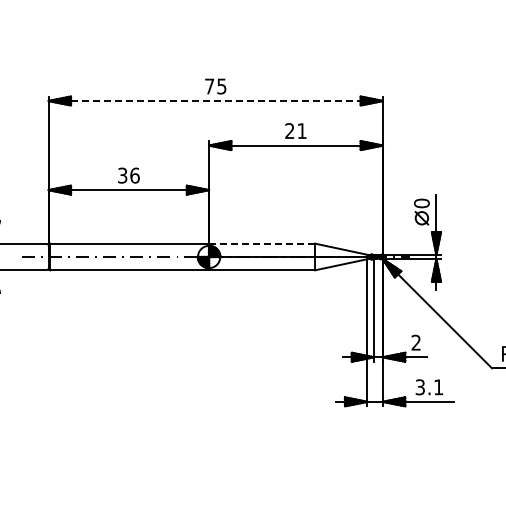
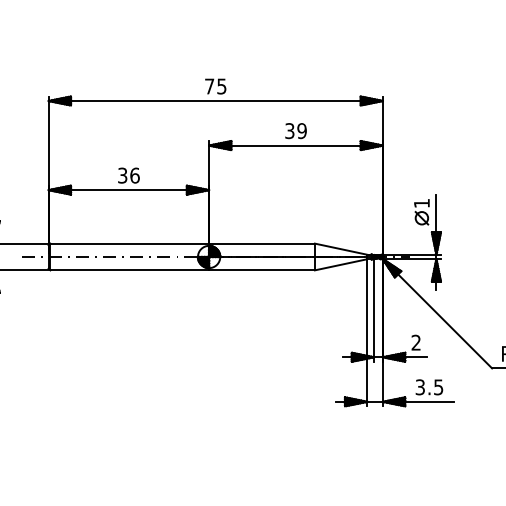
line: dashed -> solid (216, 101)
text: 21 -> 39 (295, 131)
text: 0 -> 1 (421, 203)
line: dashed -> solid (262, 243)
text: 3.1 -> 3.5 (438, 387)
